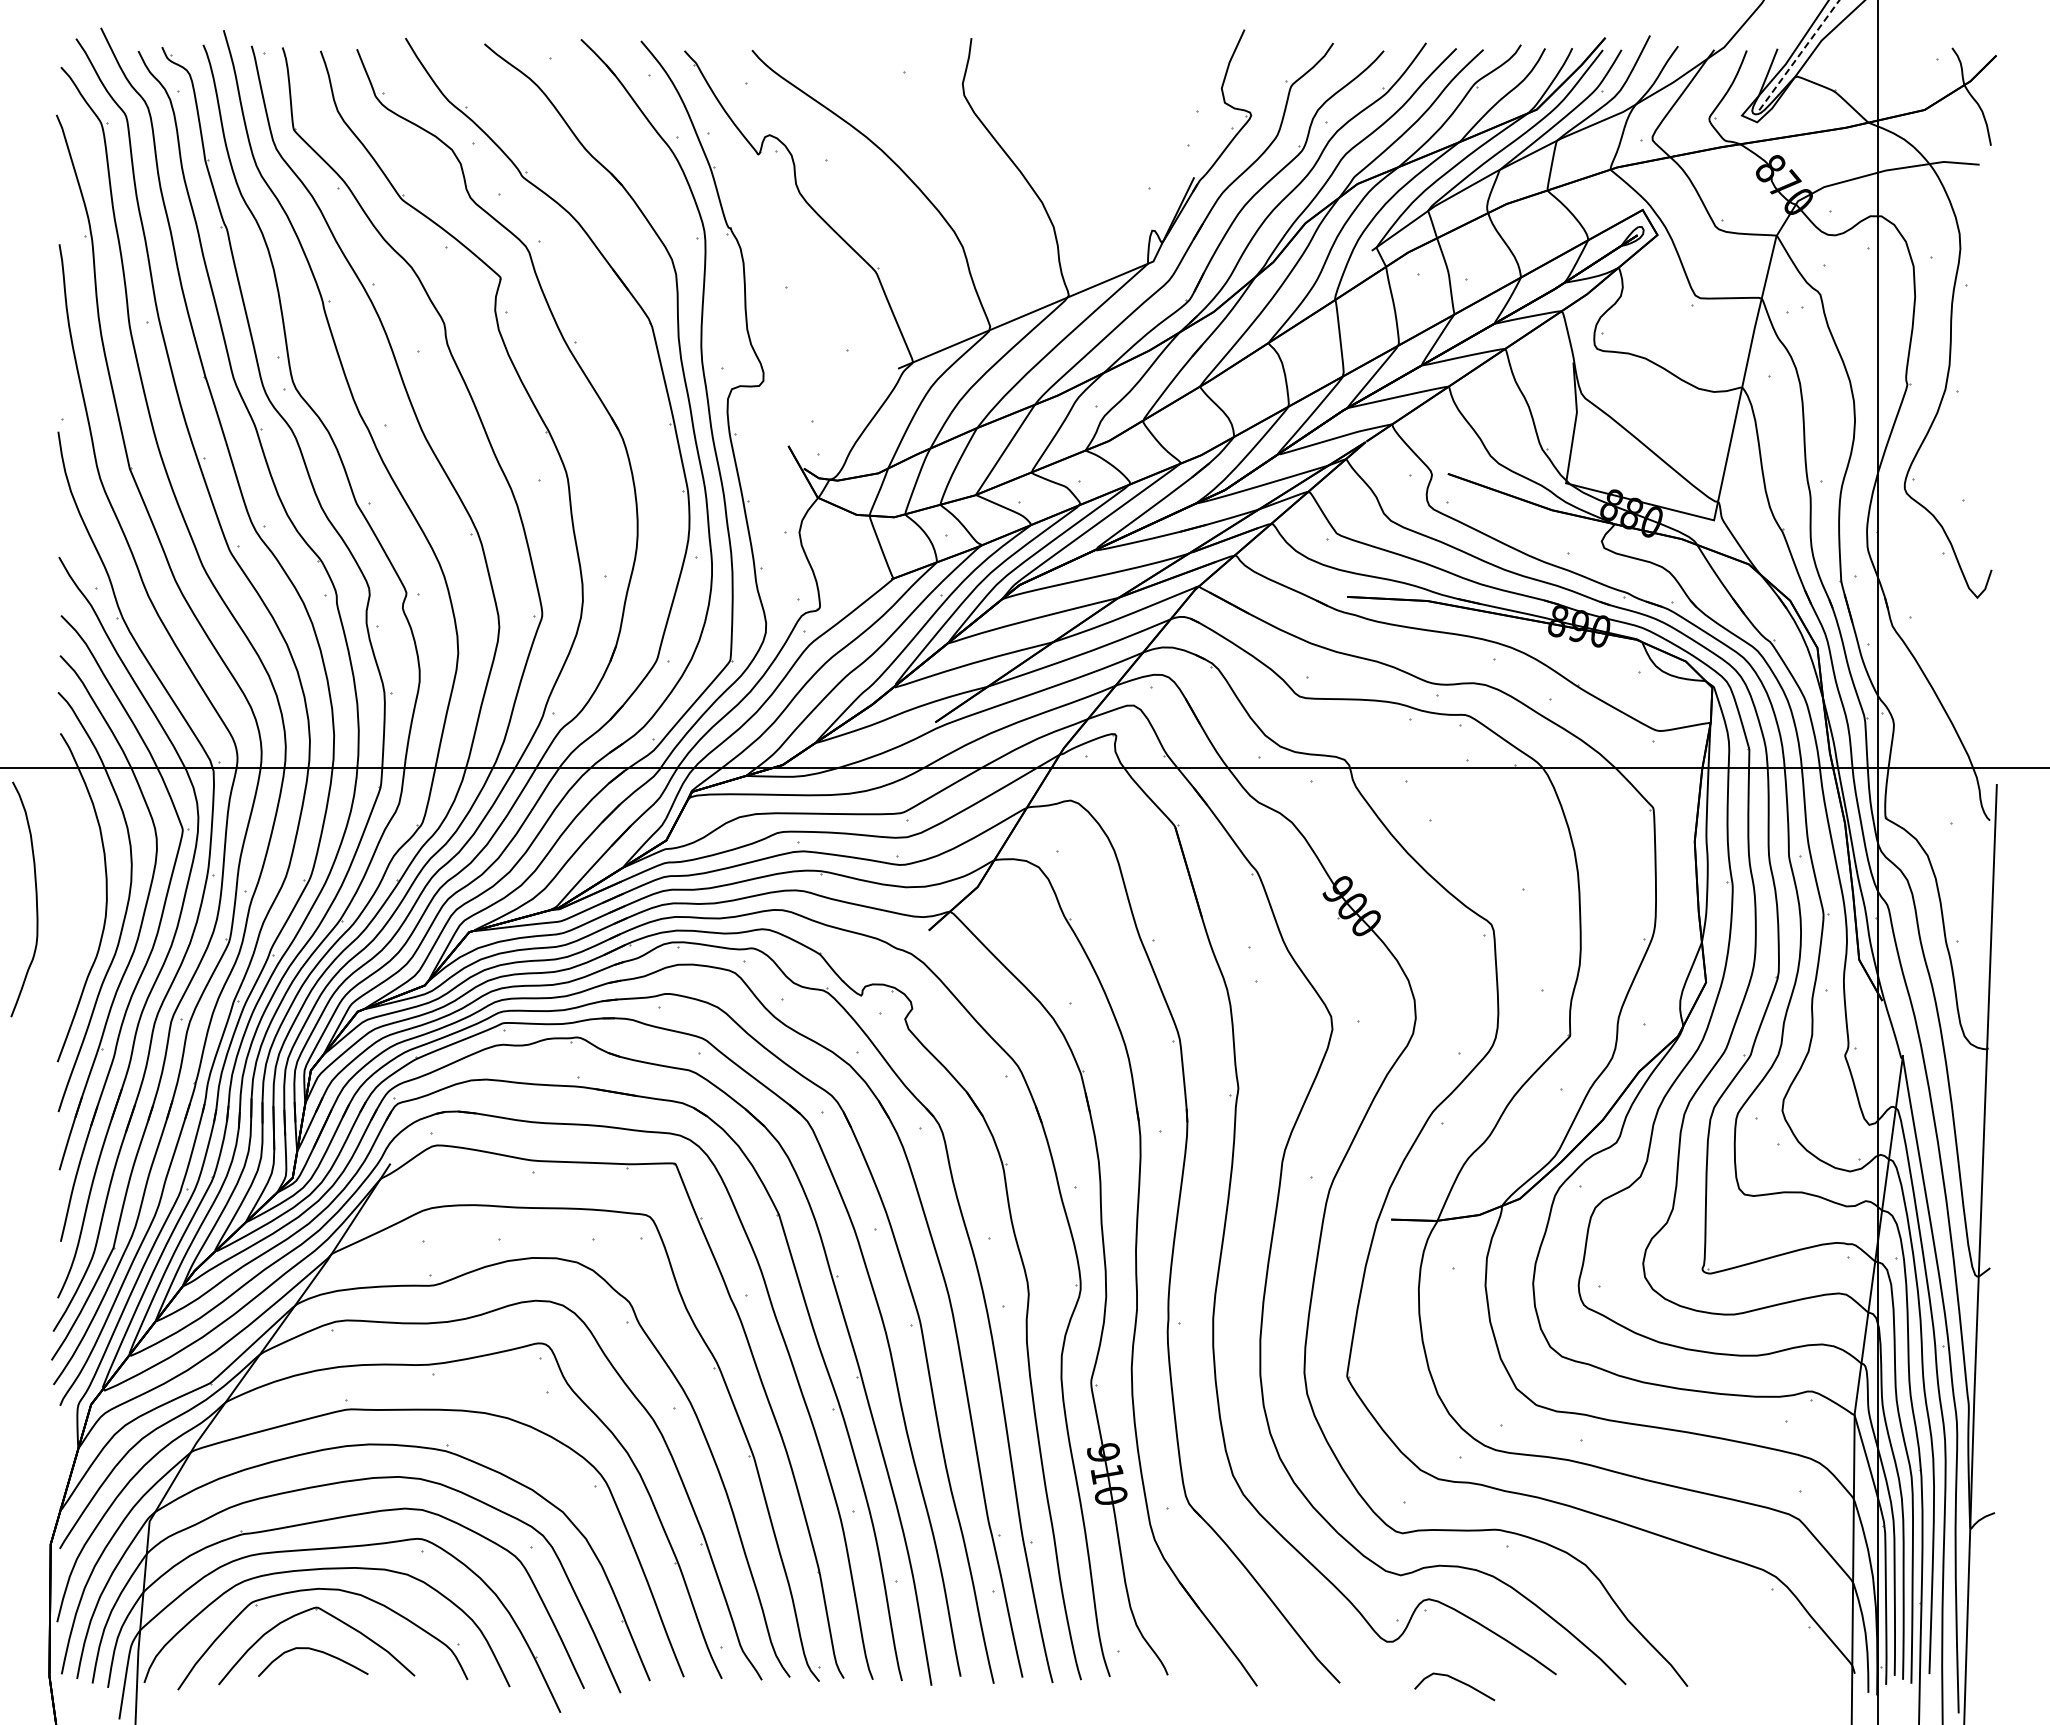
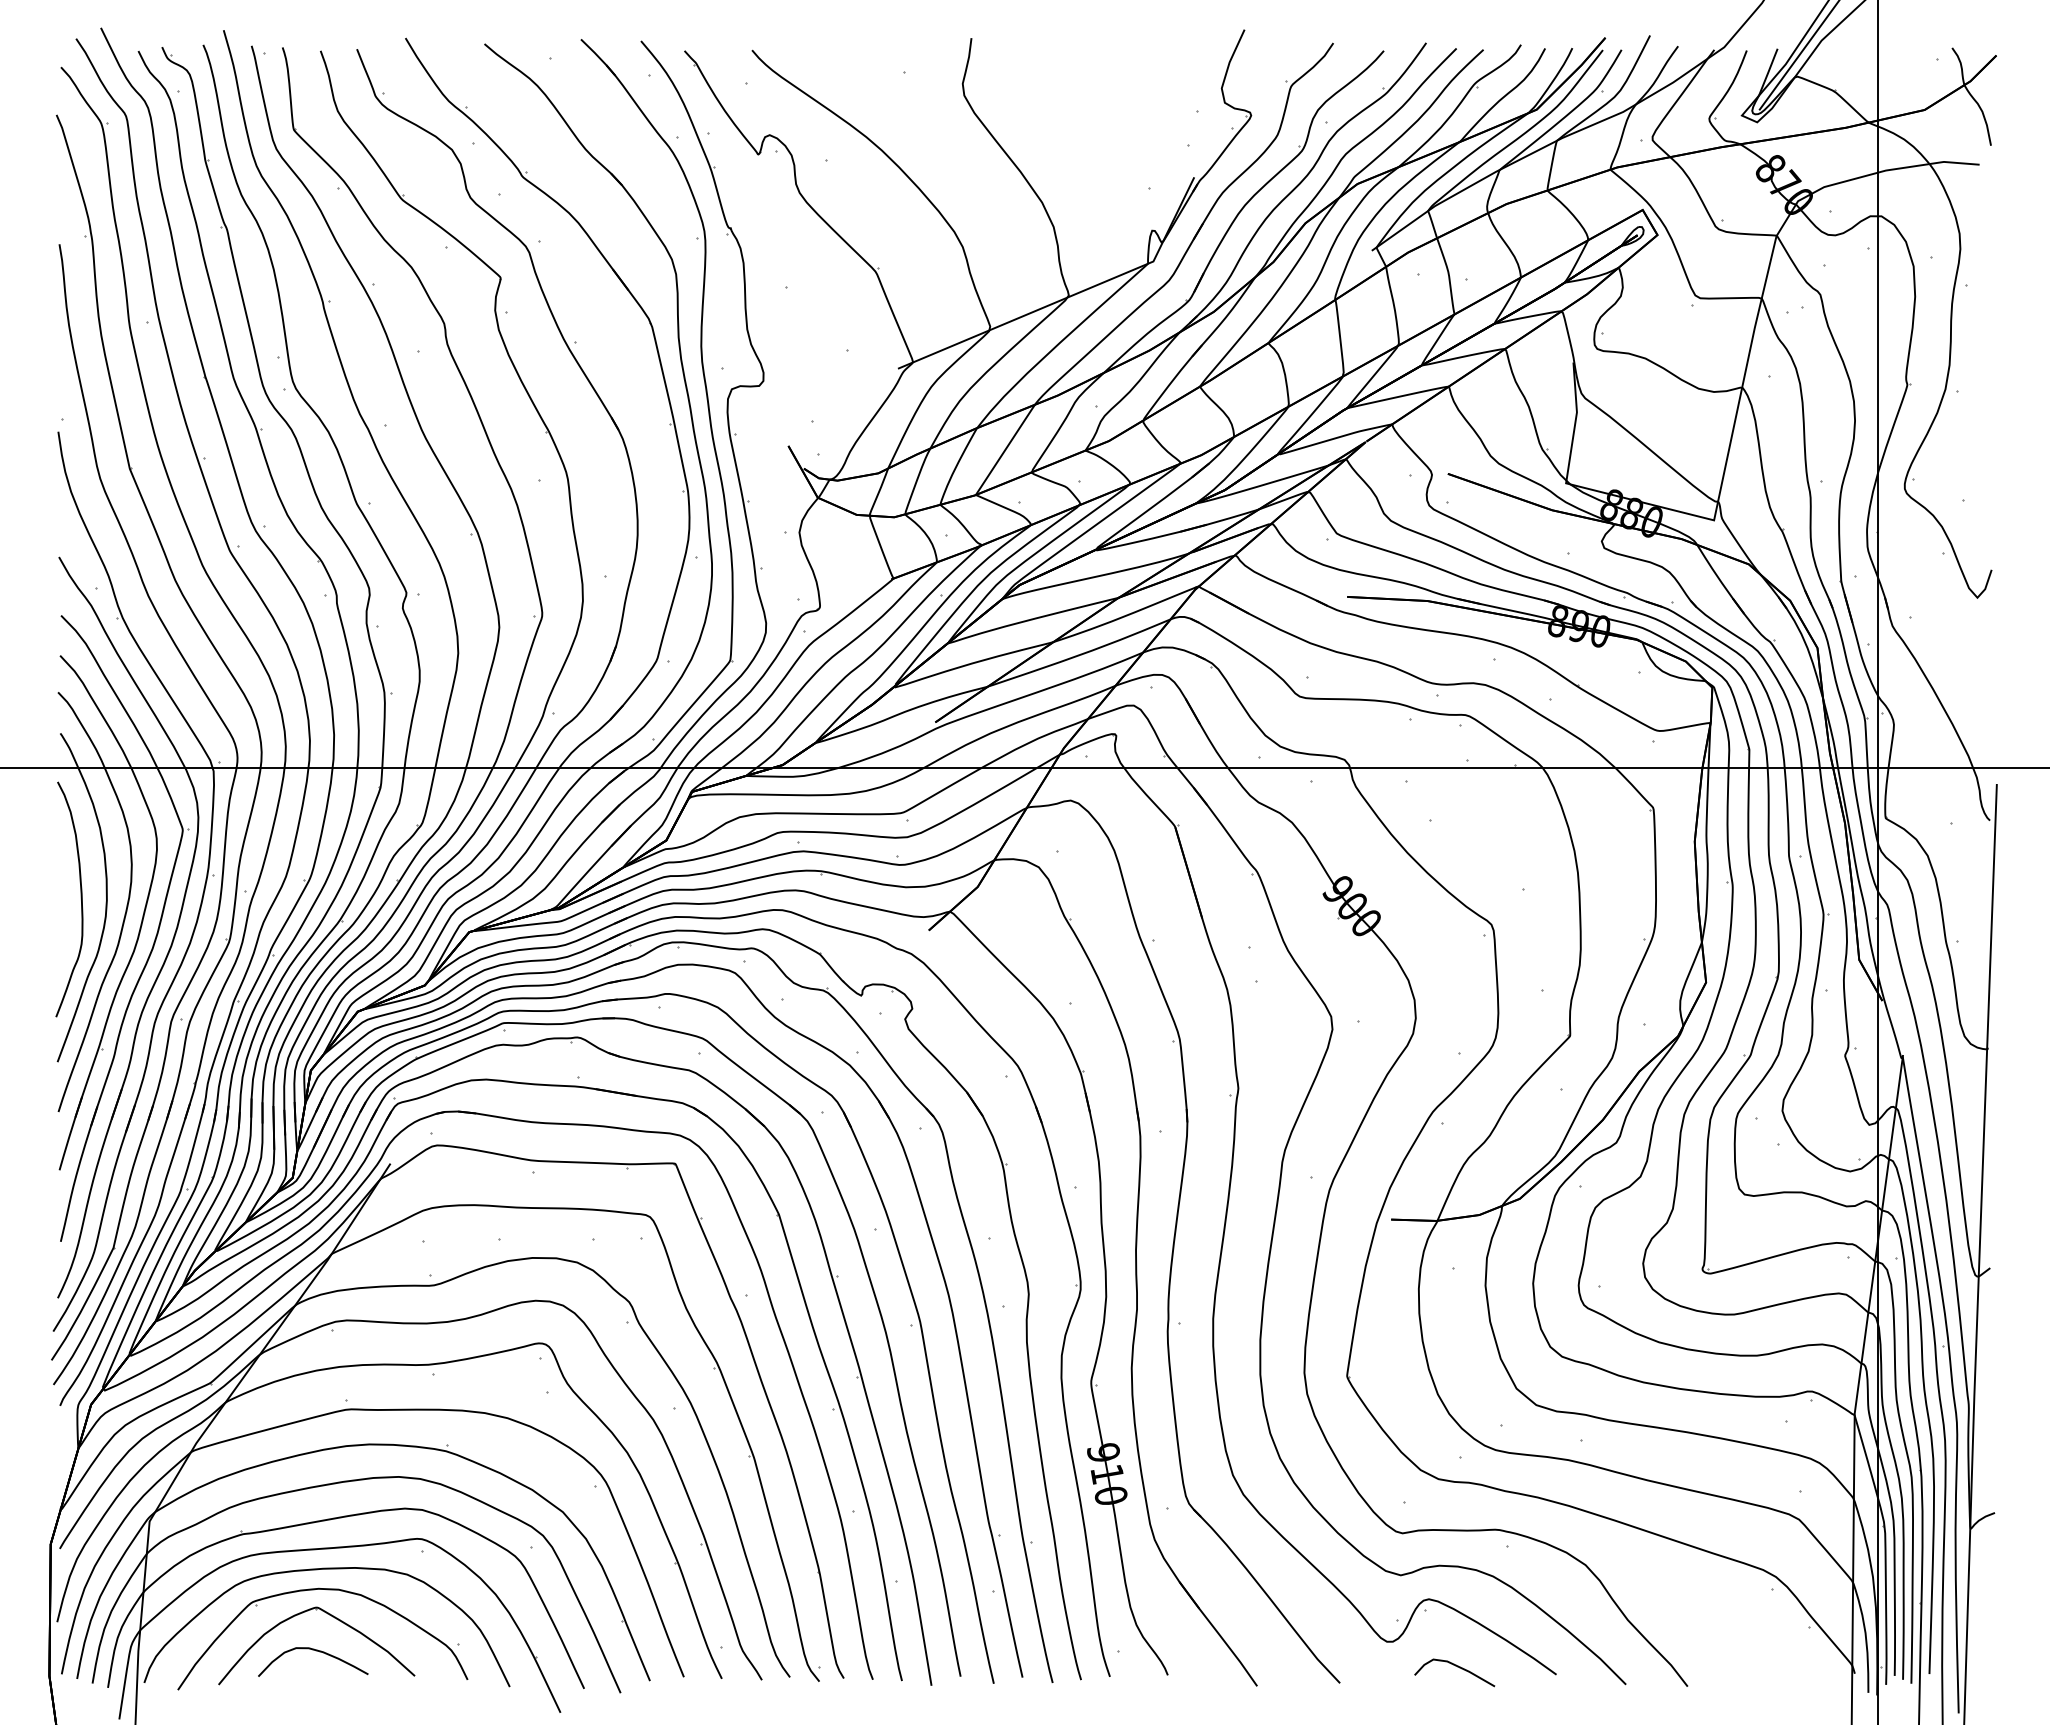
line: dashed -> solid (1799, 54)
curve position: (35, 898) -> (80, 898) (80, 898)
curve position: (1457, 1681) -> (1457, 1667) (1457, 1667)
